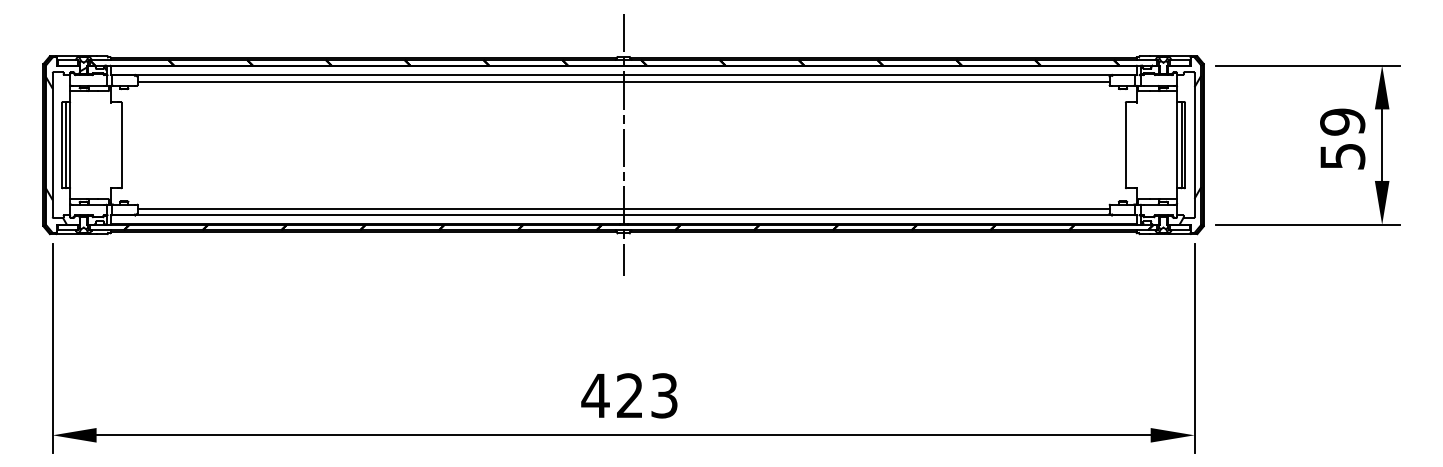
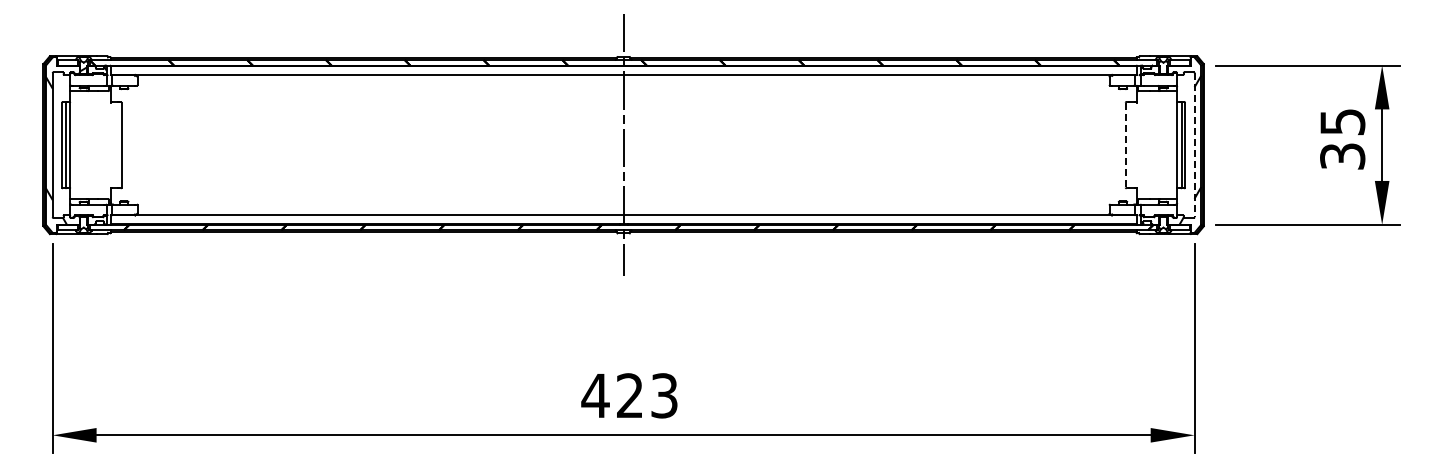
line: present -> none (623, 81)
text: 59 -> 35 (1342, 138)
line: solid -> dashed (1125, 145)
line: solid -> dashed (1194, 145)
line: present -> none (623, 208)
